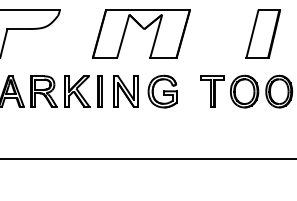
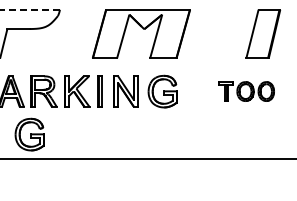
line: solid -> dashed (30, 9)
part size: 94x35 px -> 57x21 px (246, 91)
part: none -> present (29, 134)
